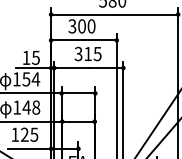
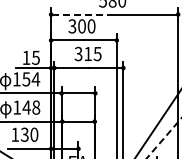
line: solid -> dashed (83, 14)
text: 125 -> 130 (29, 134)
line: solid -> dashed (164, 138)
